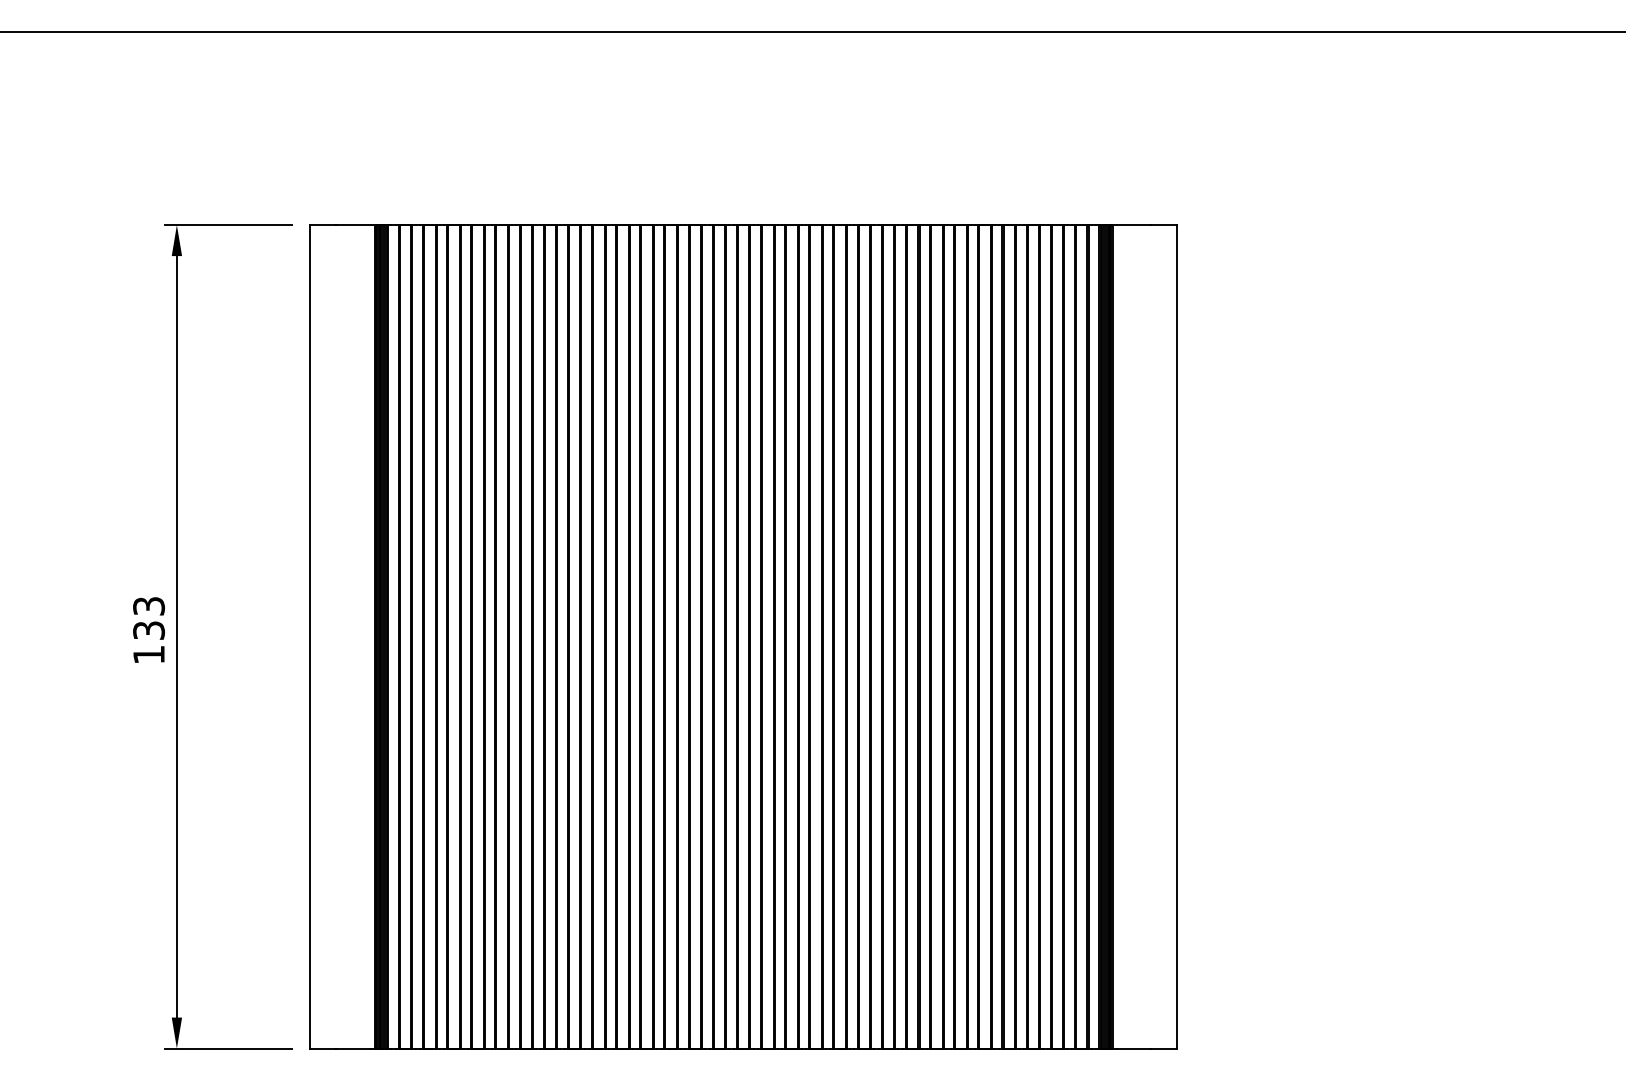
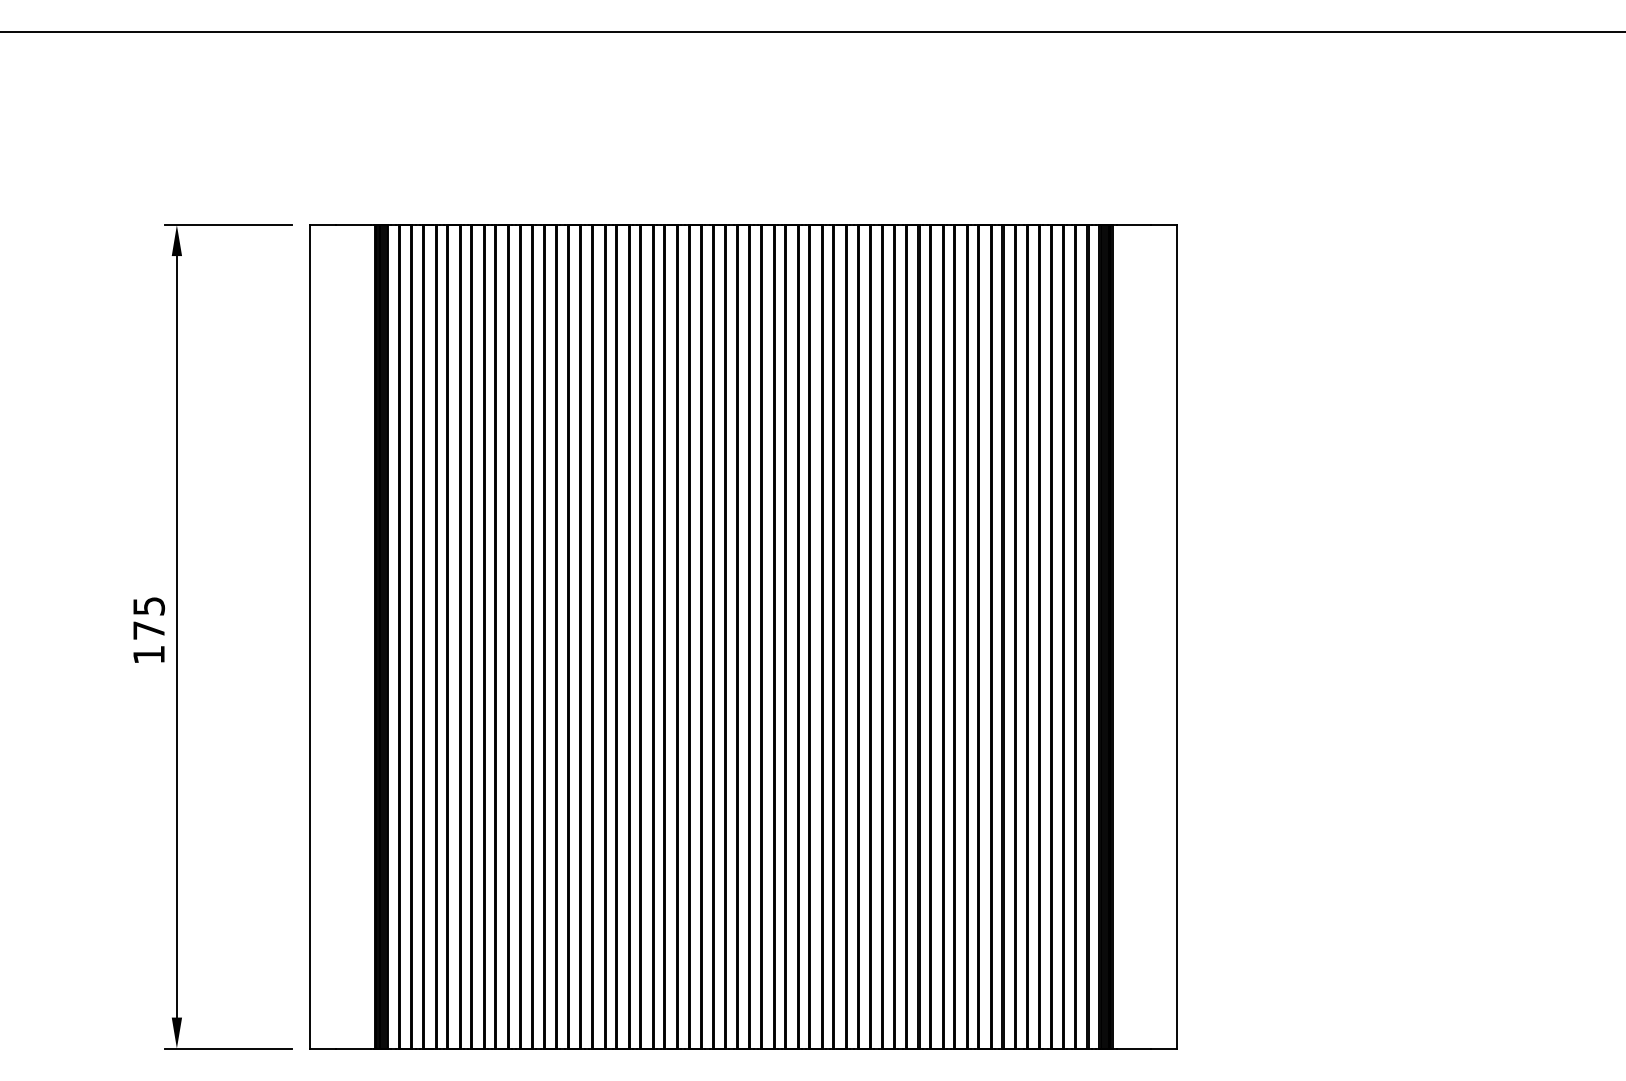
text: 133 -> 175 (149, 618)
